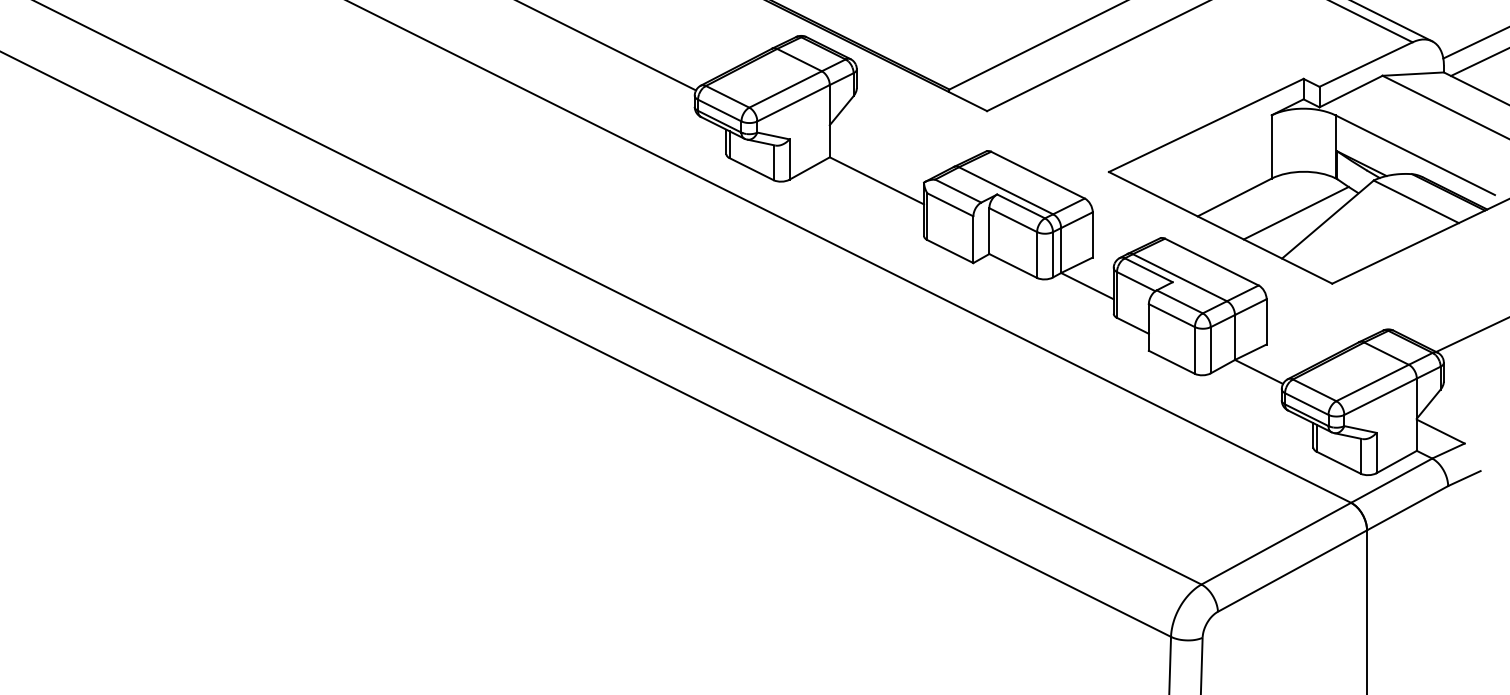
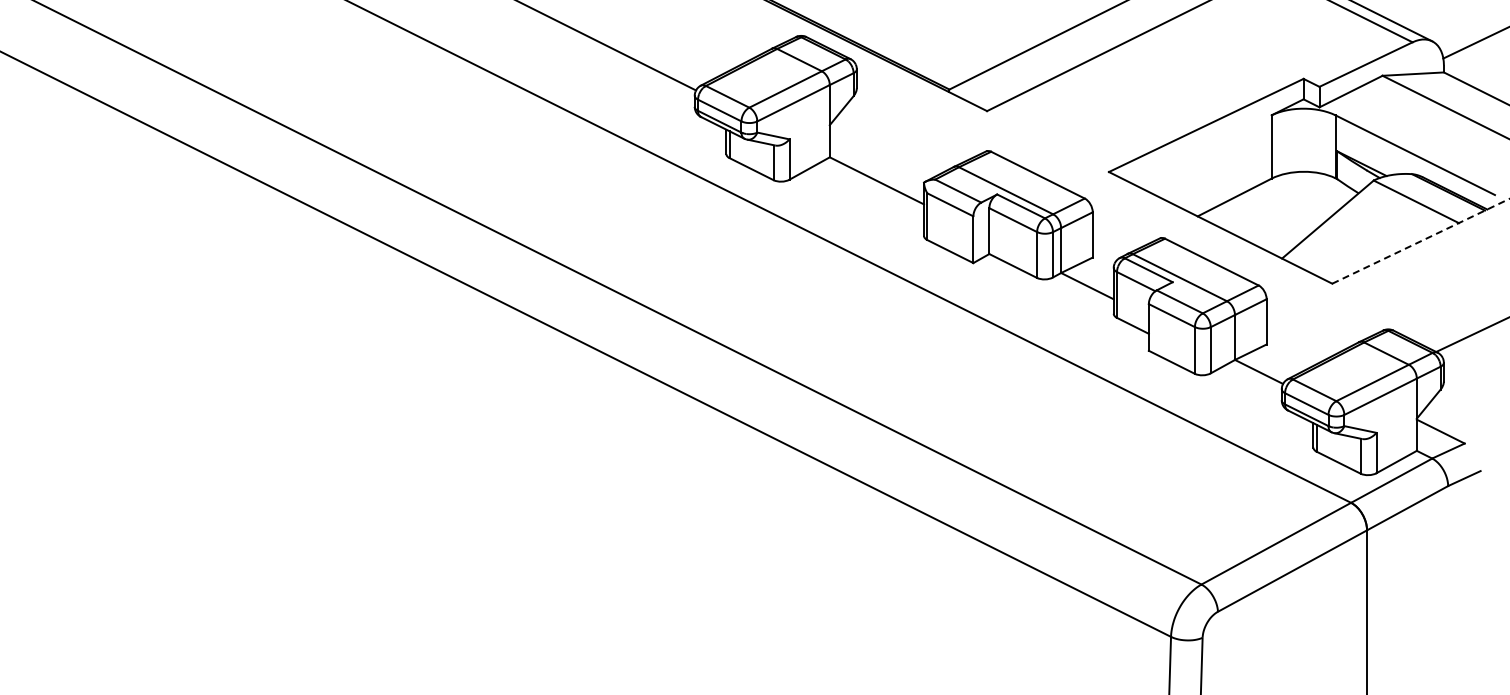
line: present -> none (1478, 62)
line: present -> none (1295, 212)
line: solid -> dashed (1421, 241)
